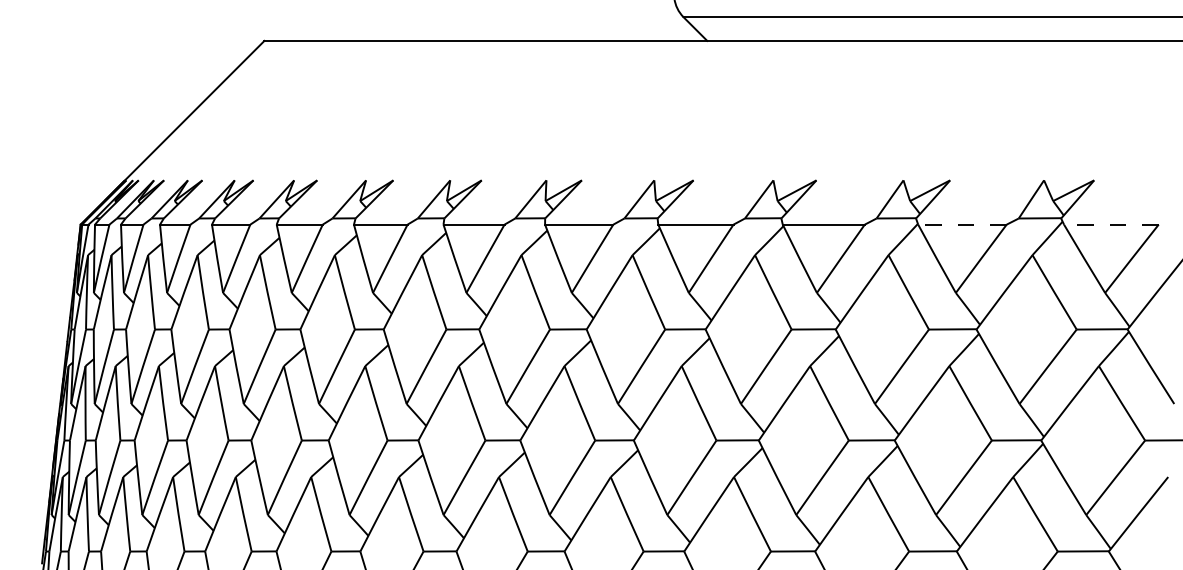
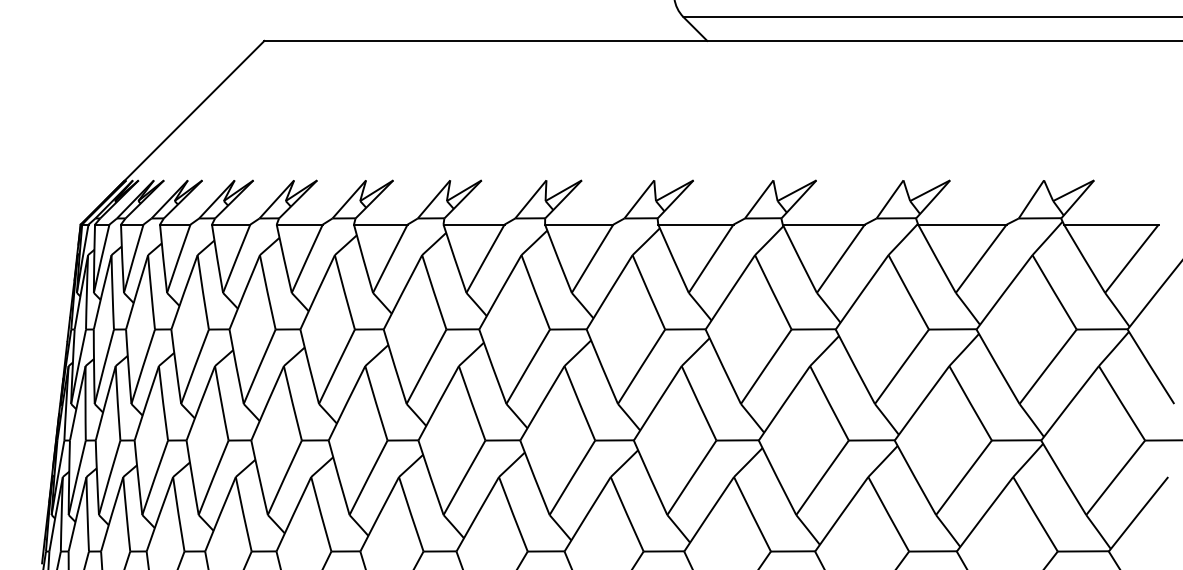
line: dashed -> solid (961, 224)
line: dashed -> solid (1110, 224)
